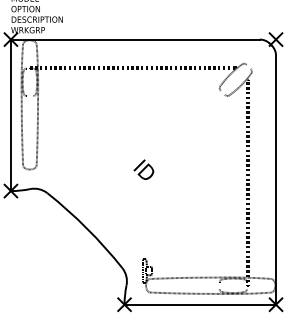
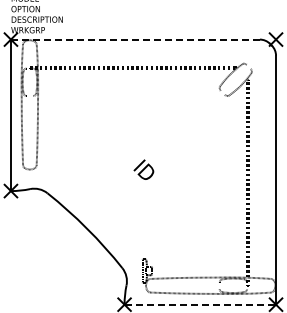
line: solid -> dashed (134, 39)
line: solid -> dashed (200, 304)
